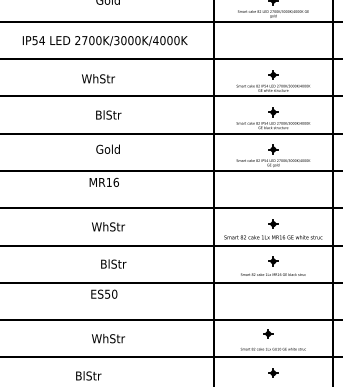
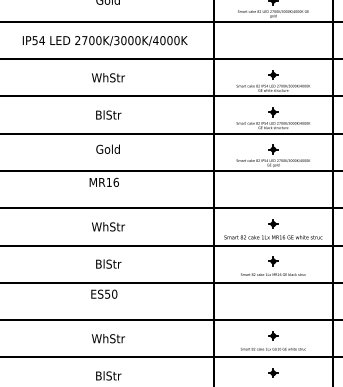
text position: (98, 78) -> (108, 77) (108, 77)
text position: (113, 263) -> (108, 263) (108, 263)
part position: (268, 333) -> (273, 335) (273, 335)
text position: (88, 375) -> (108, 375) (108, 375)
